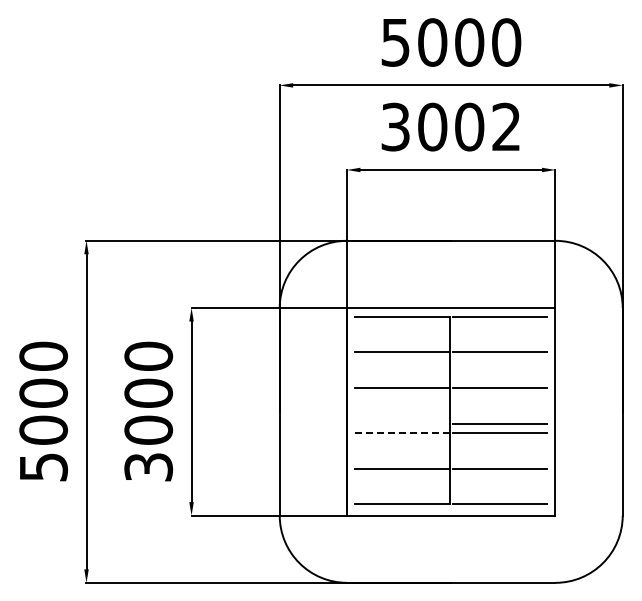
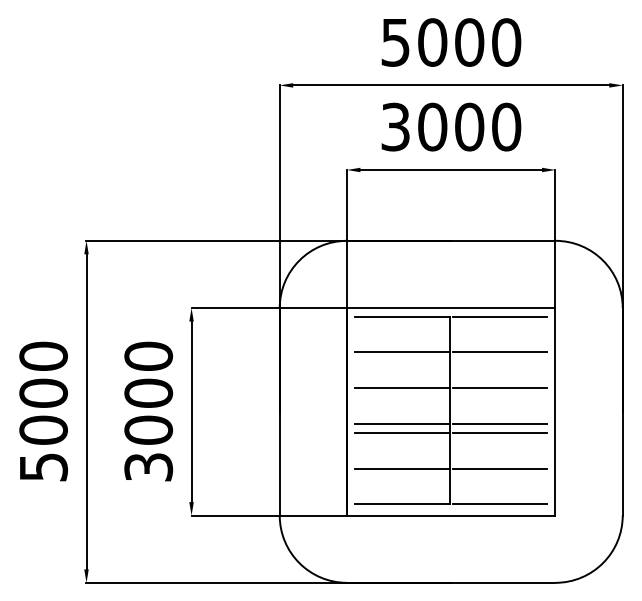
text: 3002 -> 3000 (506, 126)
line: none -> present (402, 423)
line: dashed -> solid (402, 433)
